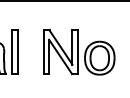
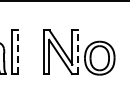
line: solid -> dashed (17, 52)
line: solid -> dashed (77, 52)
